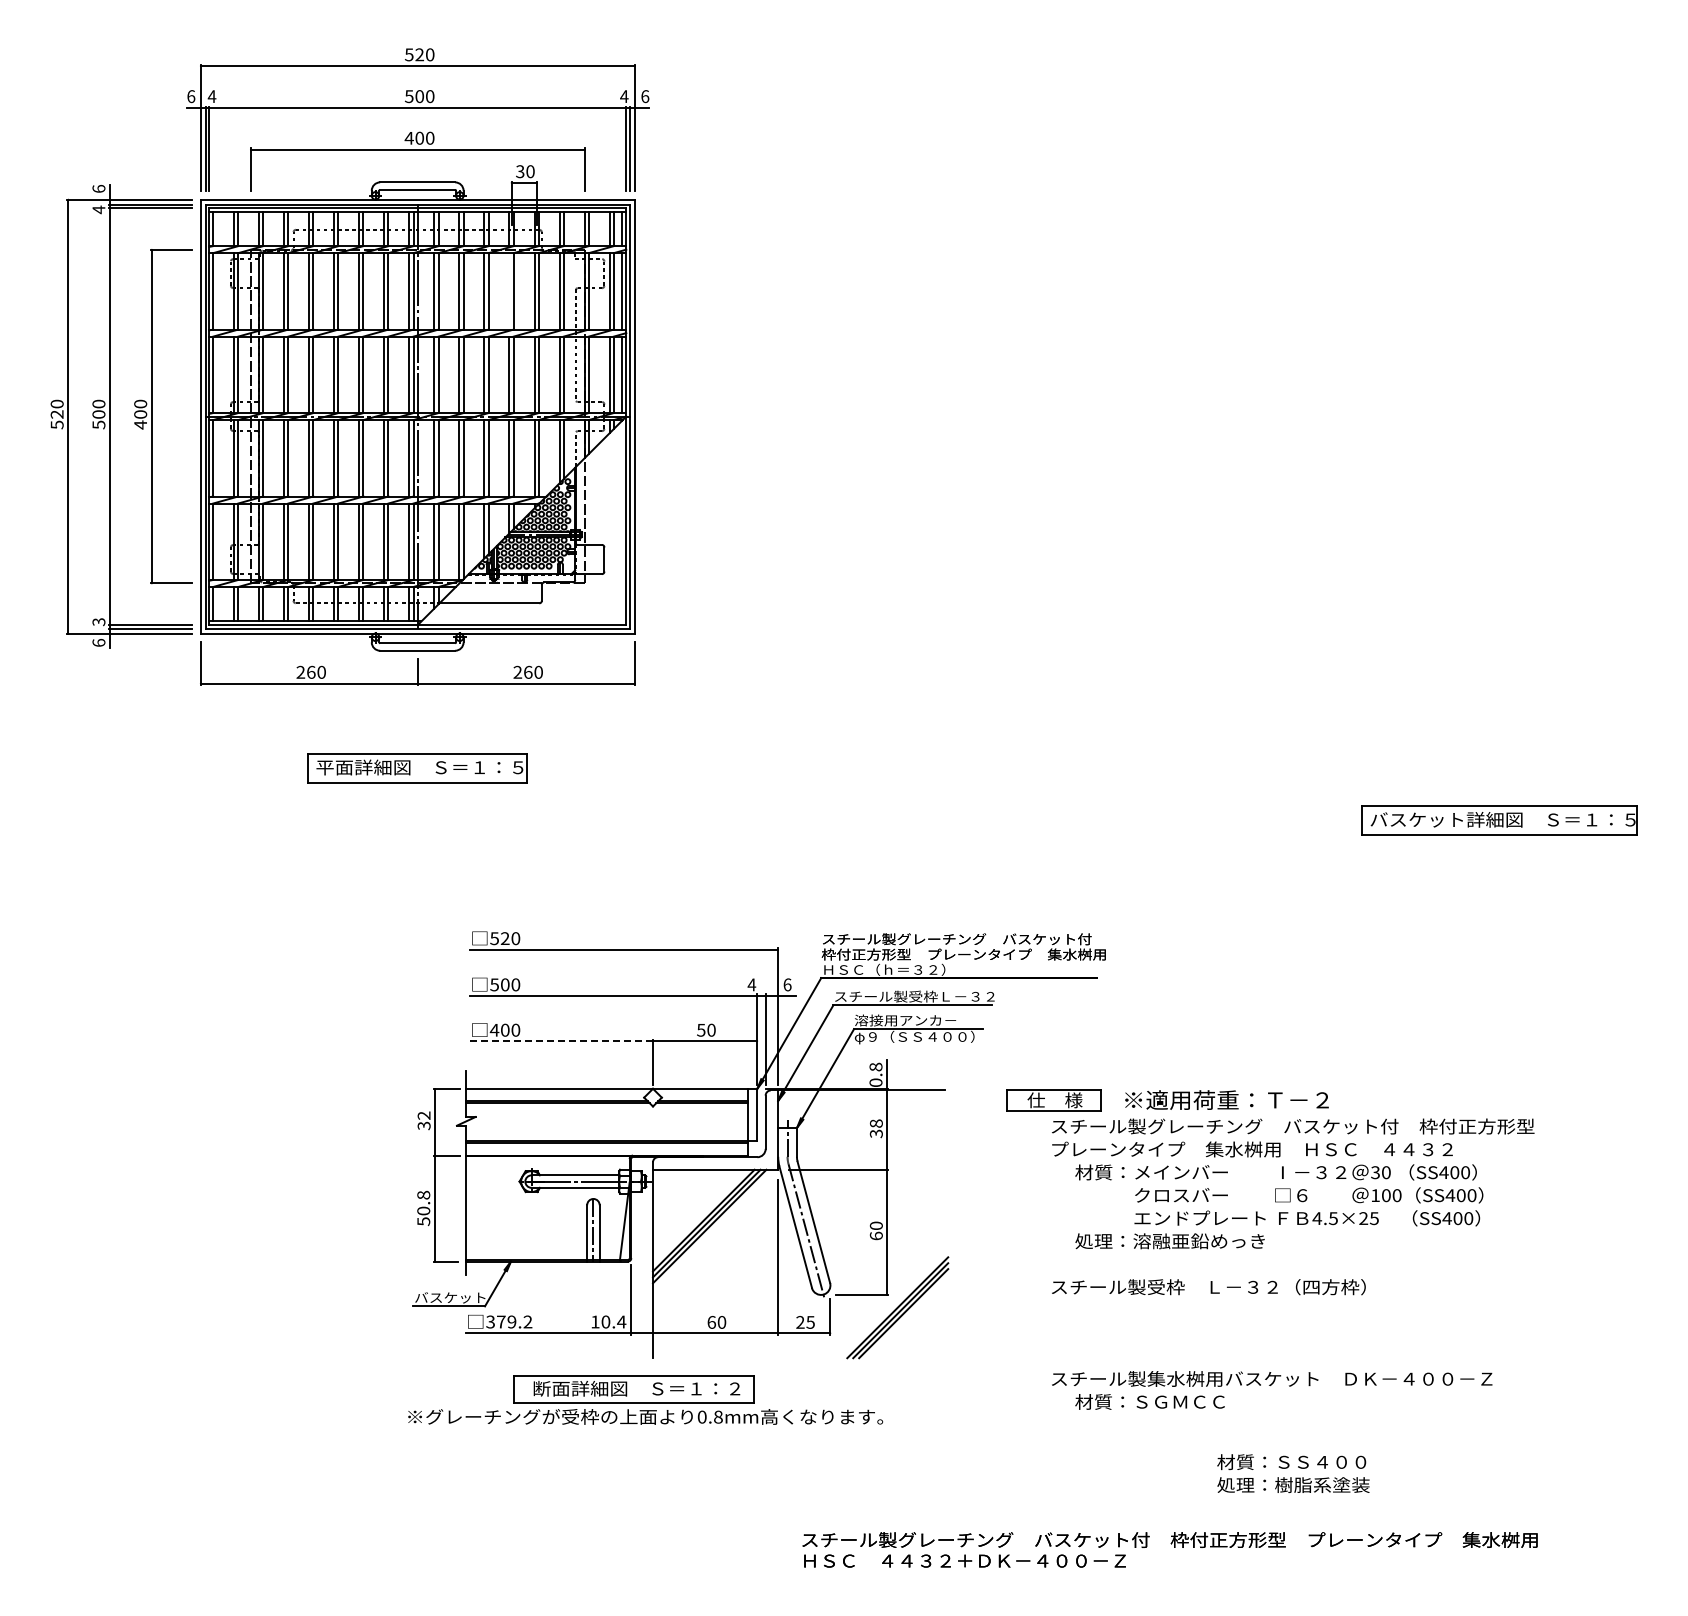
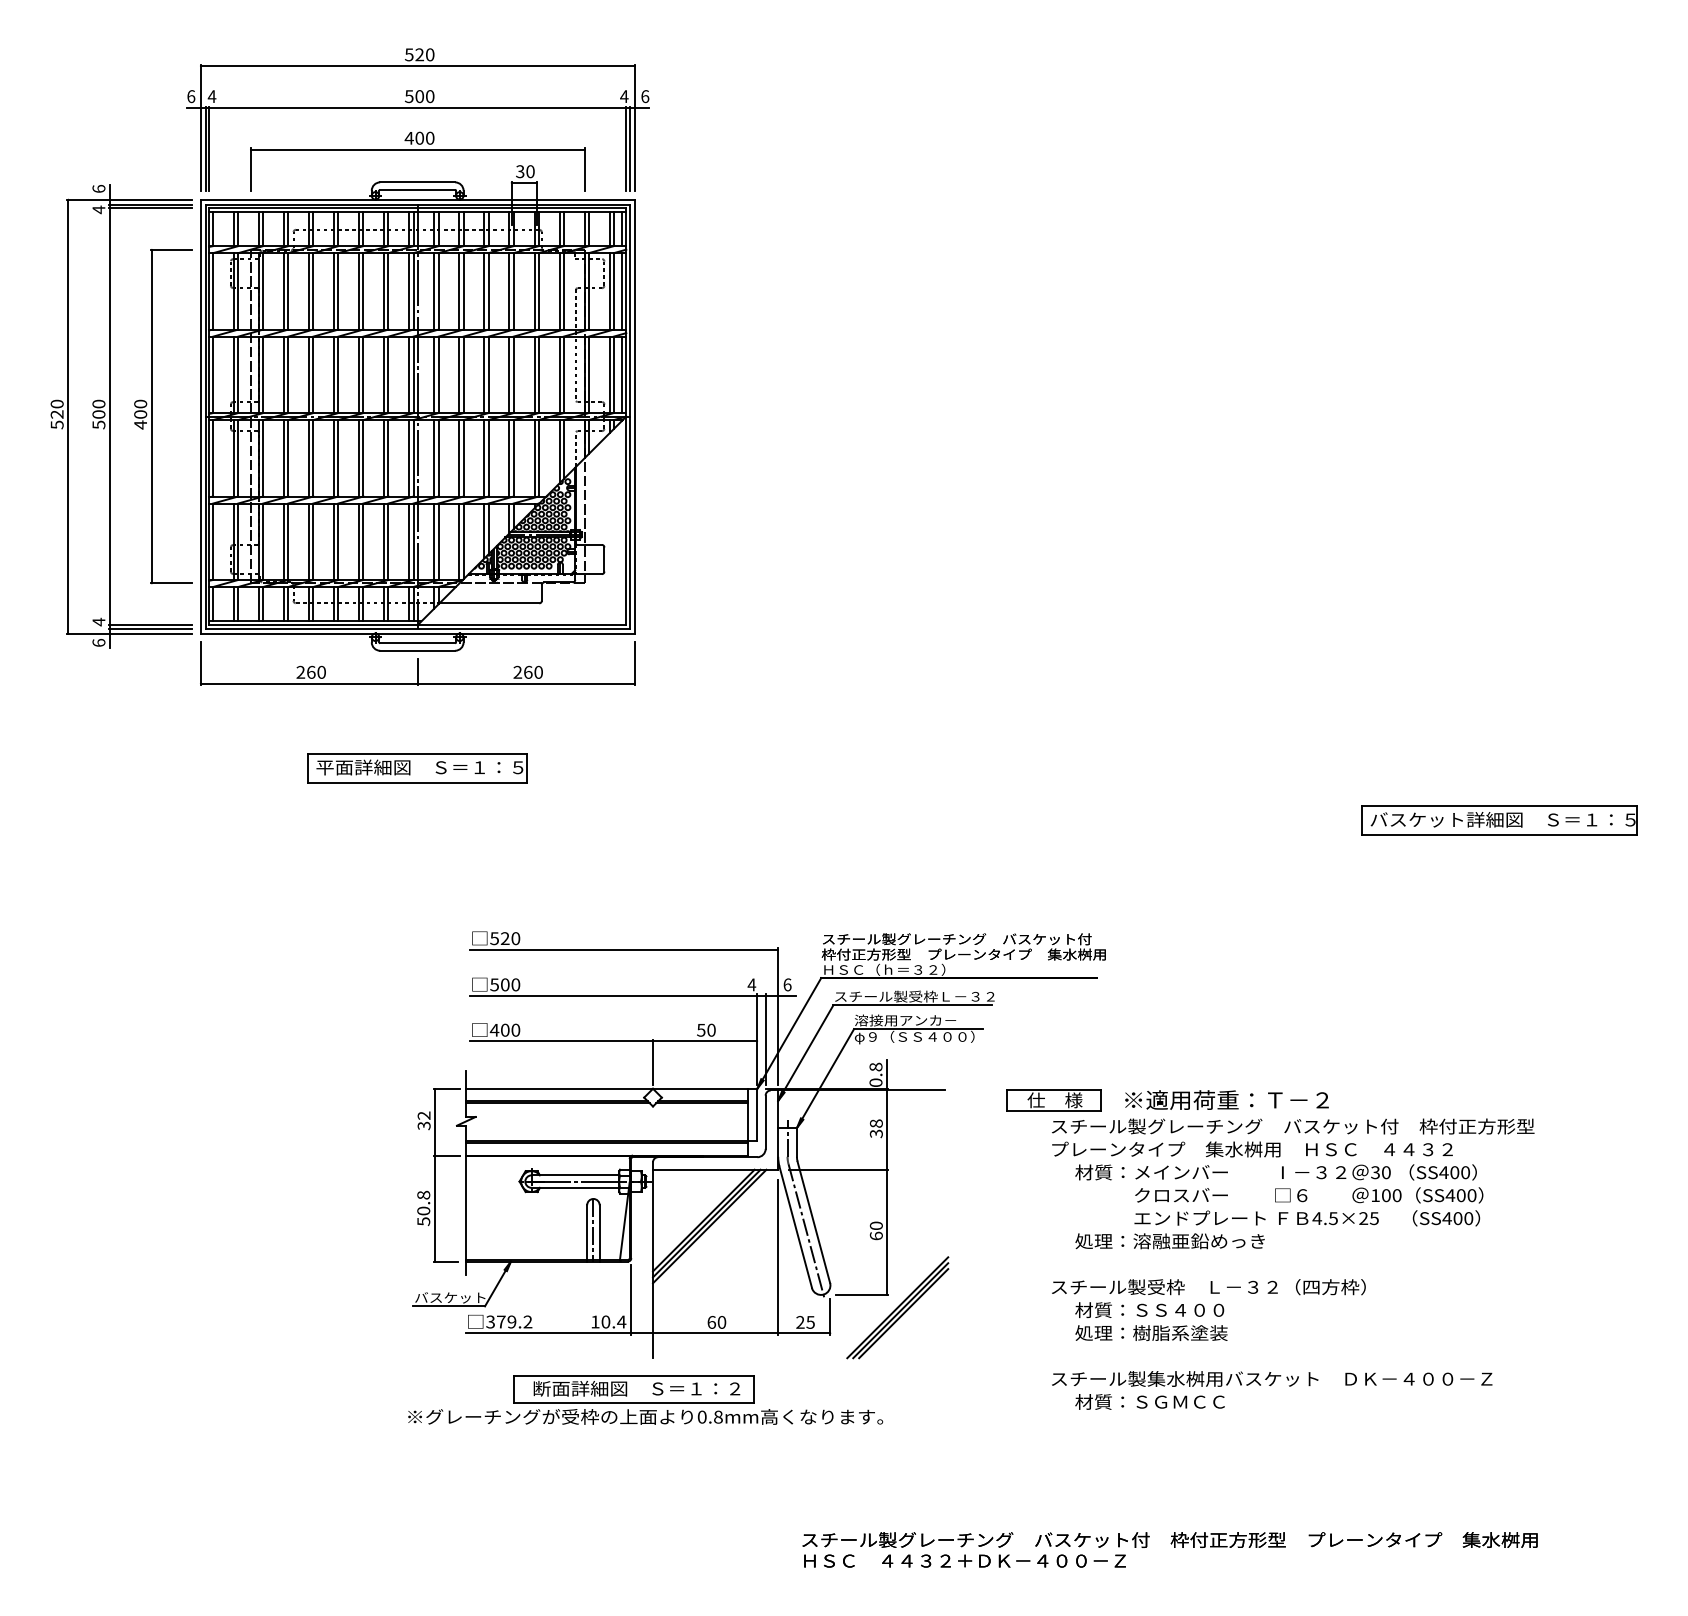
line: none -> present (509, 291)
text: 3 -> 4 (98, 621)
line: dashed -> solid (562, 1041)
text position: (1293, 1473) -> (1151, 1321) (1151, 1321)
